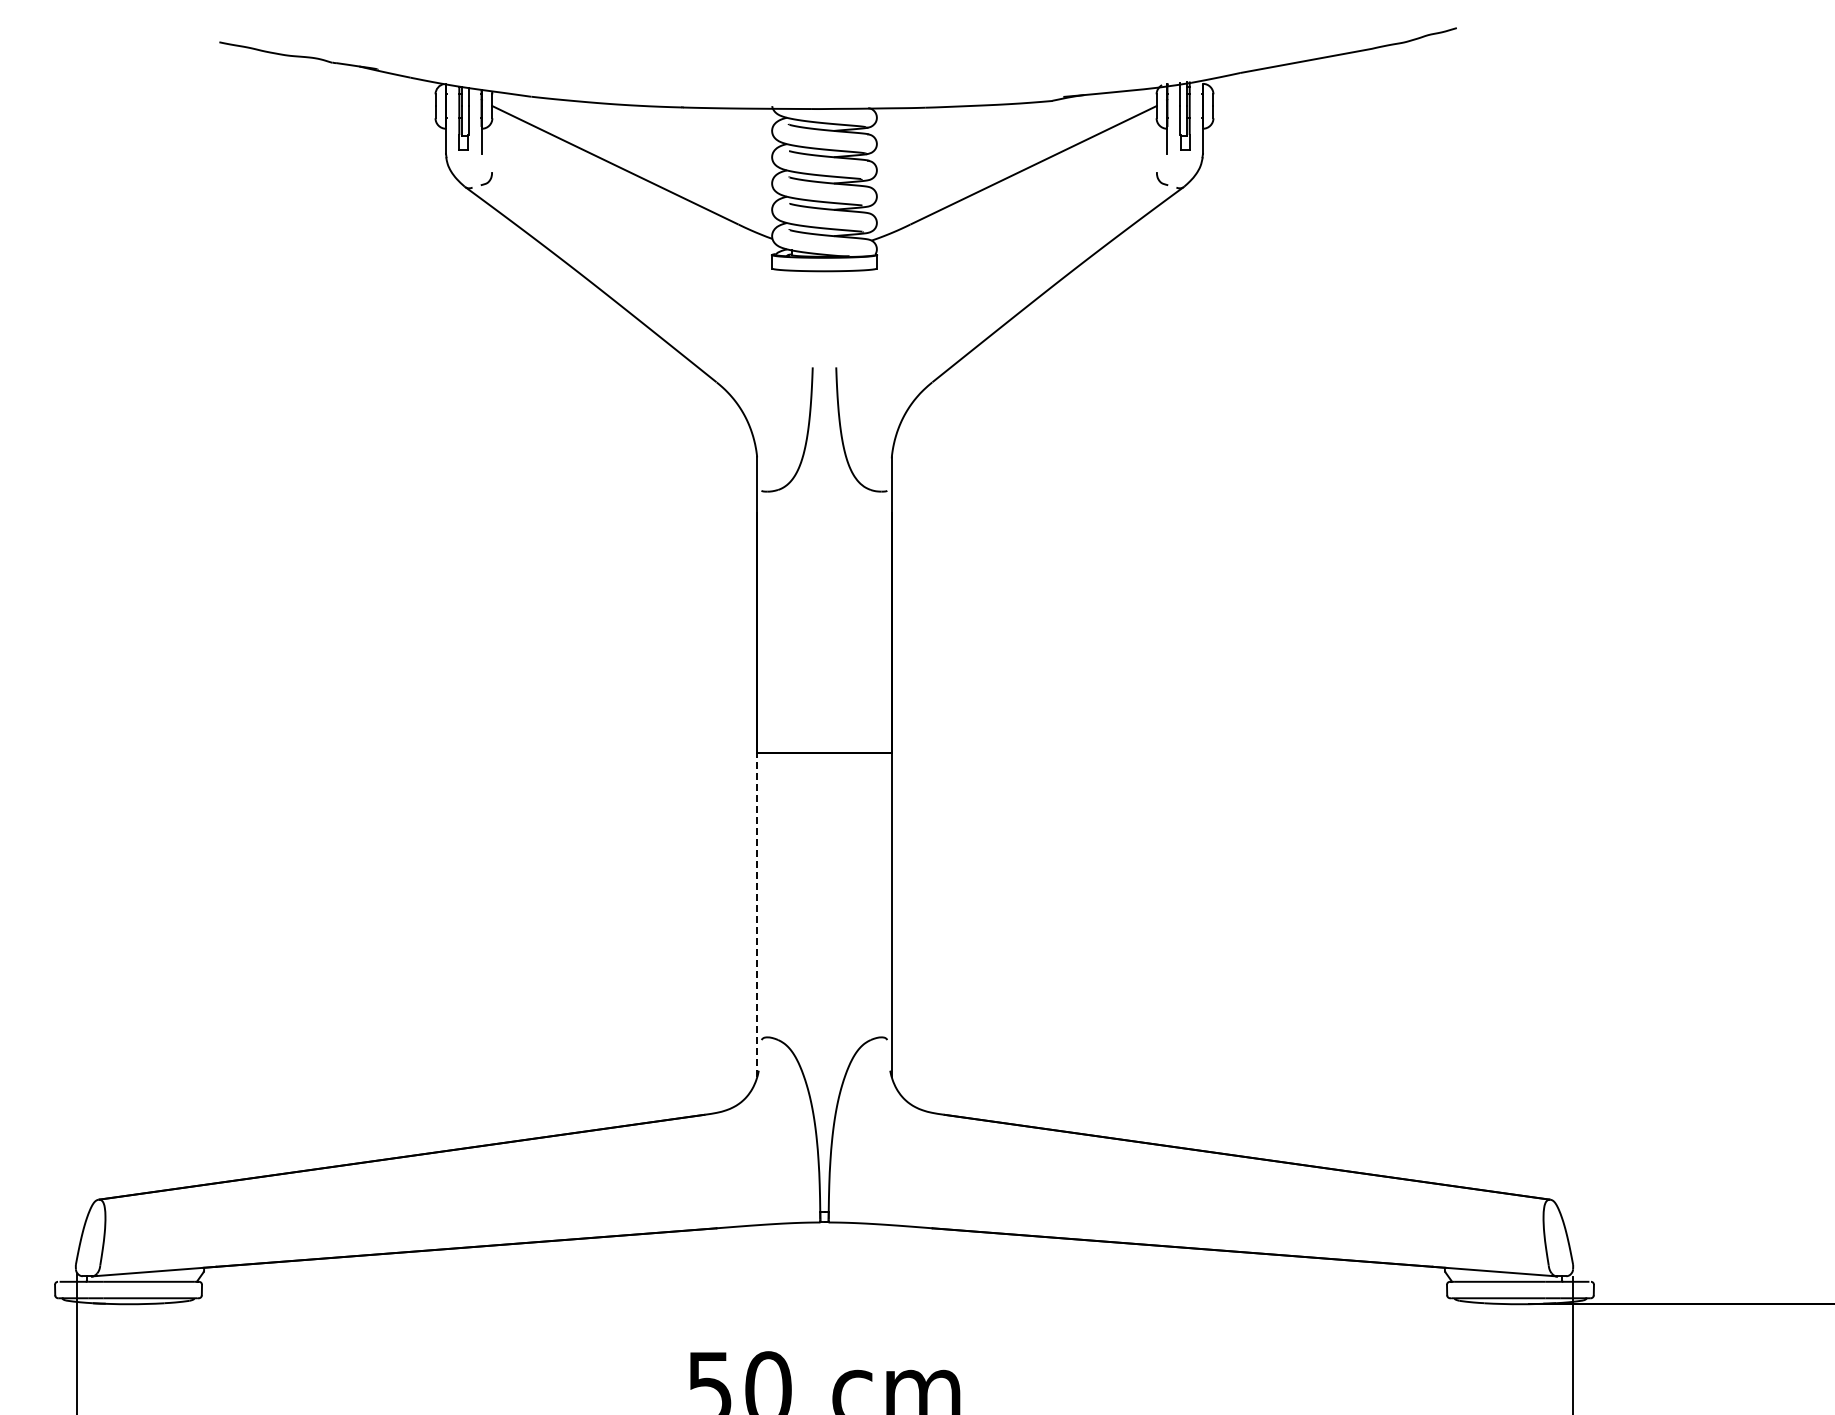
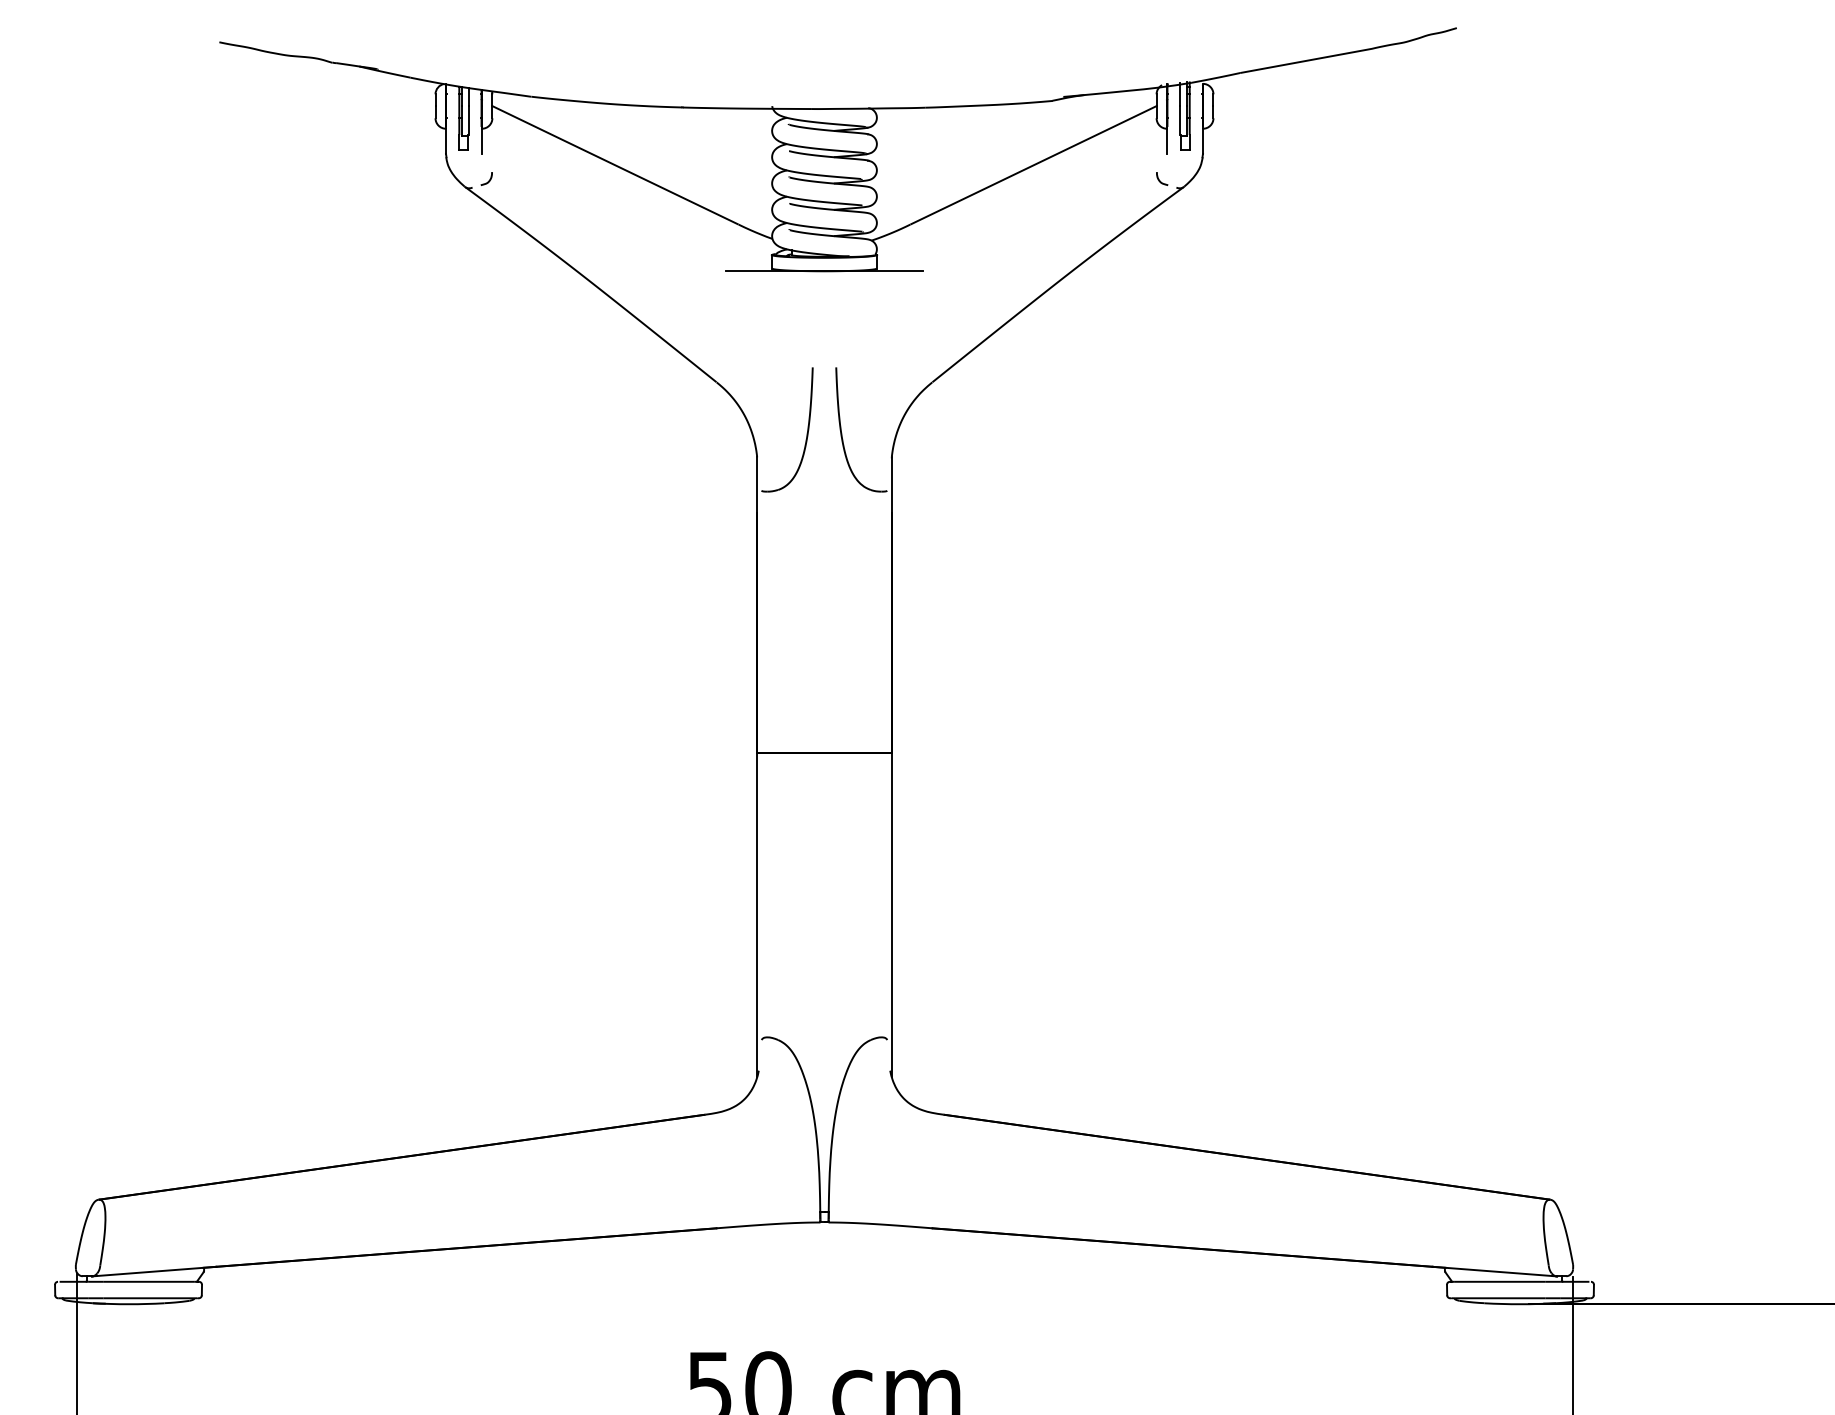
line: none -> present (824, 271)
line: dashed -> solid (757, 914)
